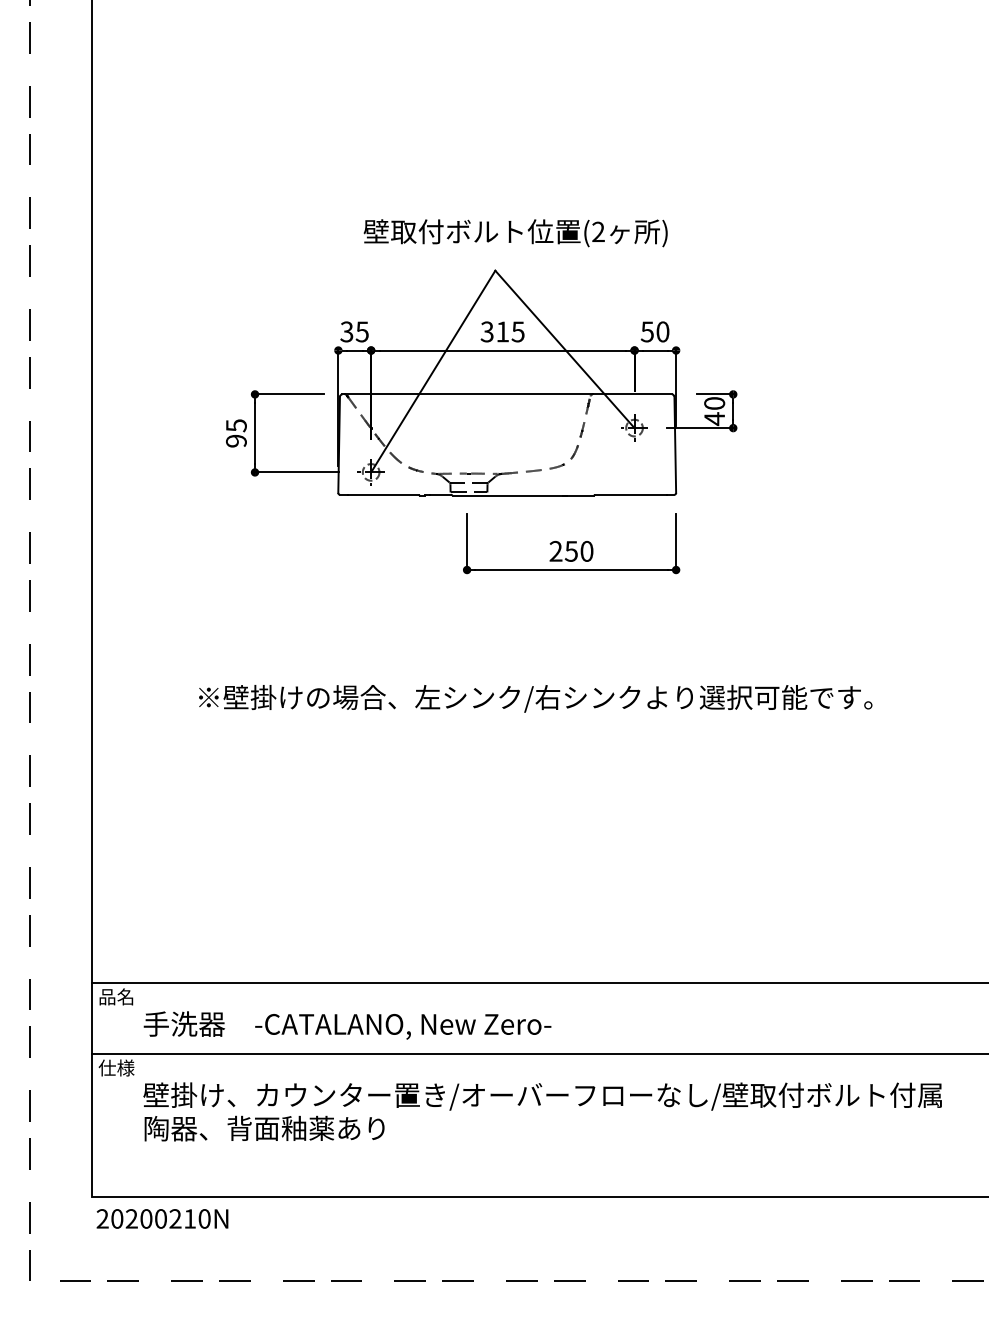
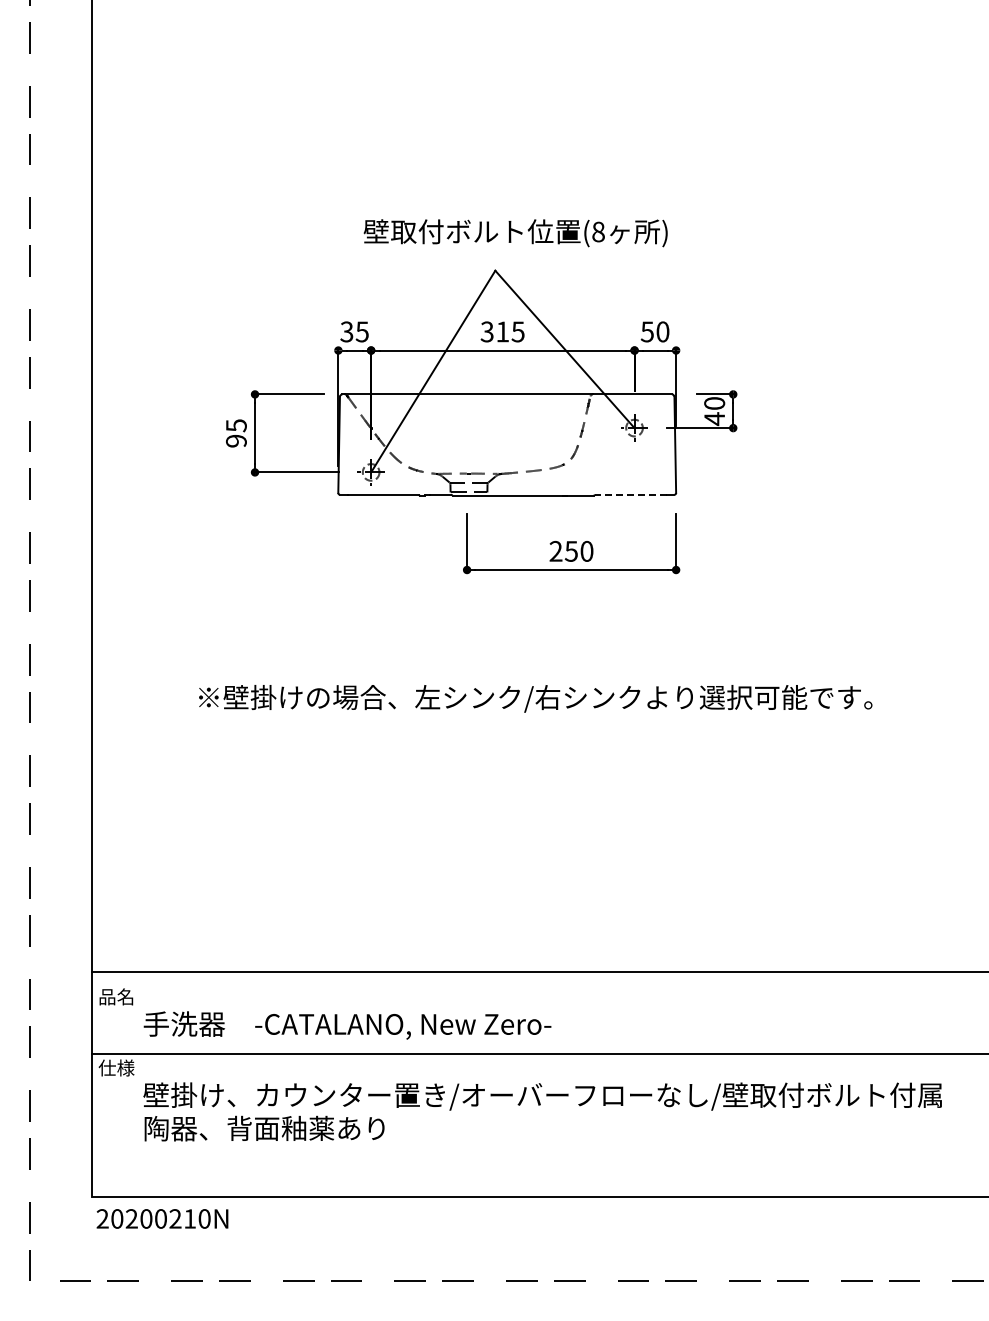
text: (2 -> (8 (598, 231)
line: solid -> dashed (631, 494)
line position: (538, 983) -> (538, 972) (538, 972)
